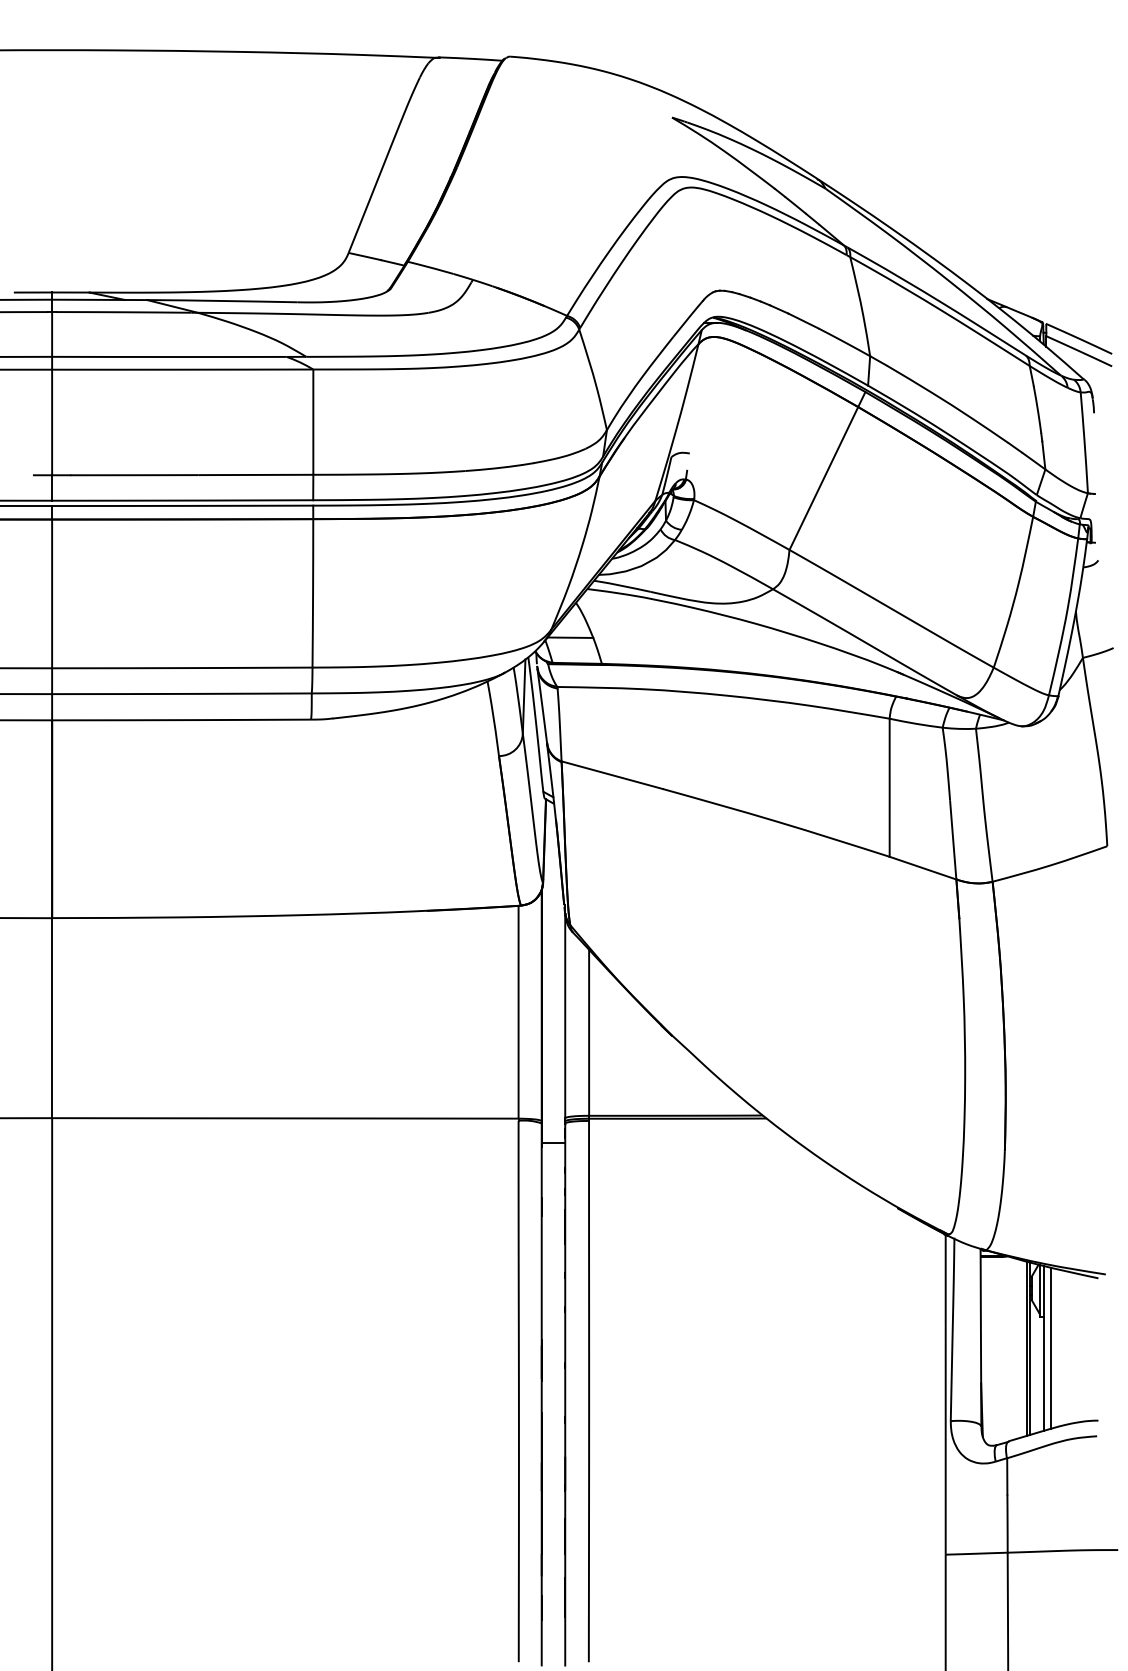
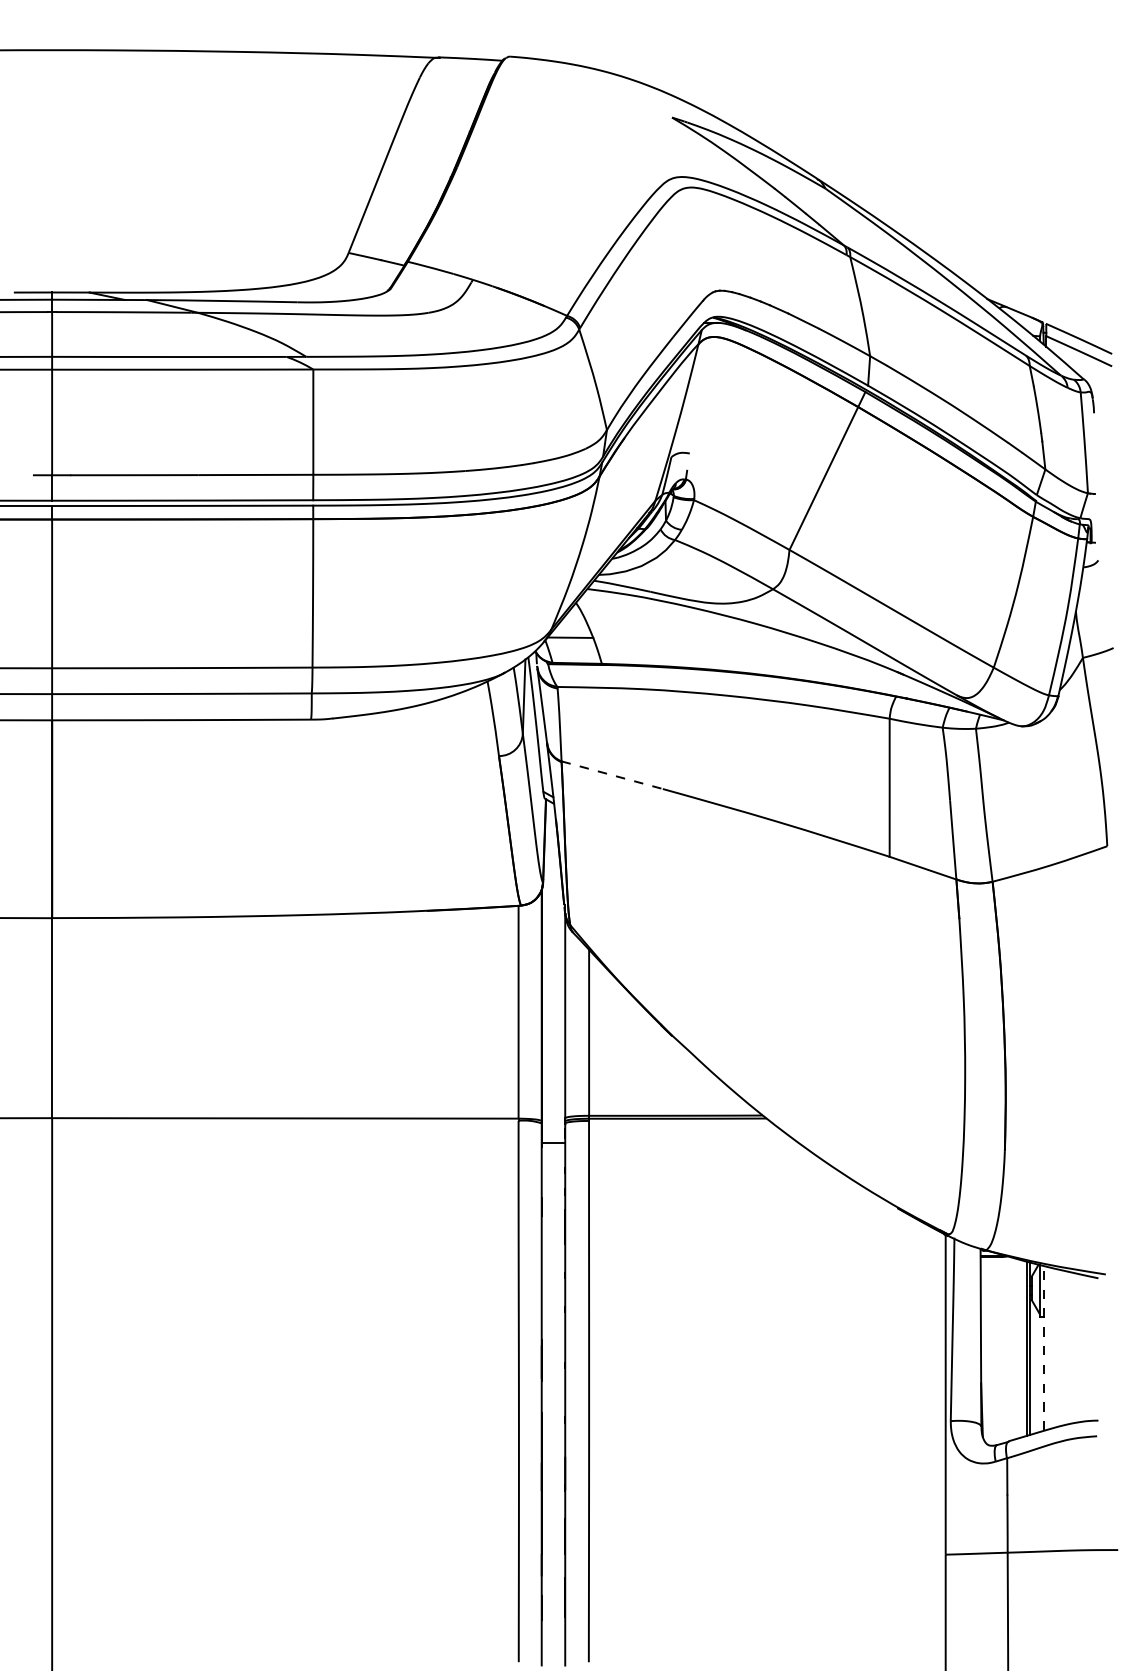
line: solid -> dashed (612, 775)
line: solid -> dashed (1044, 1347)
line: present -> none (1051, 1347)
